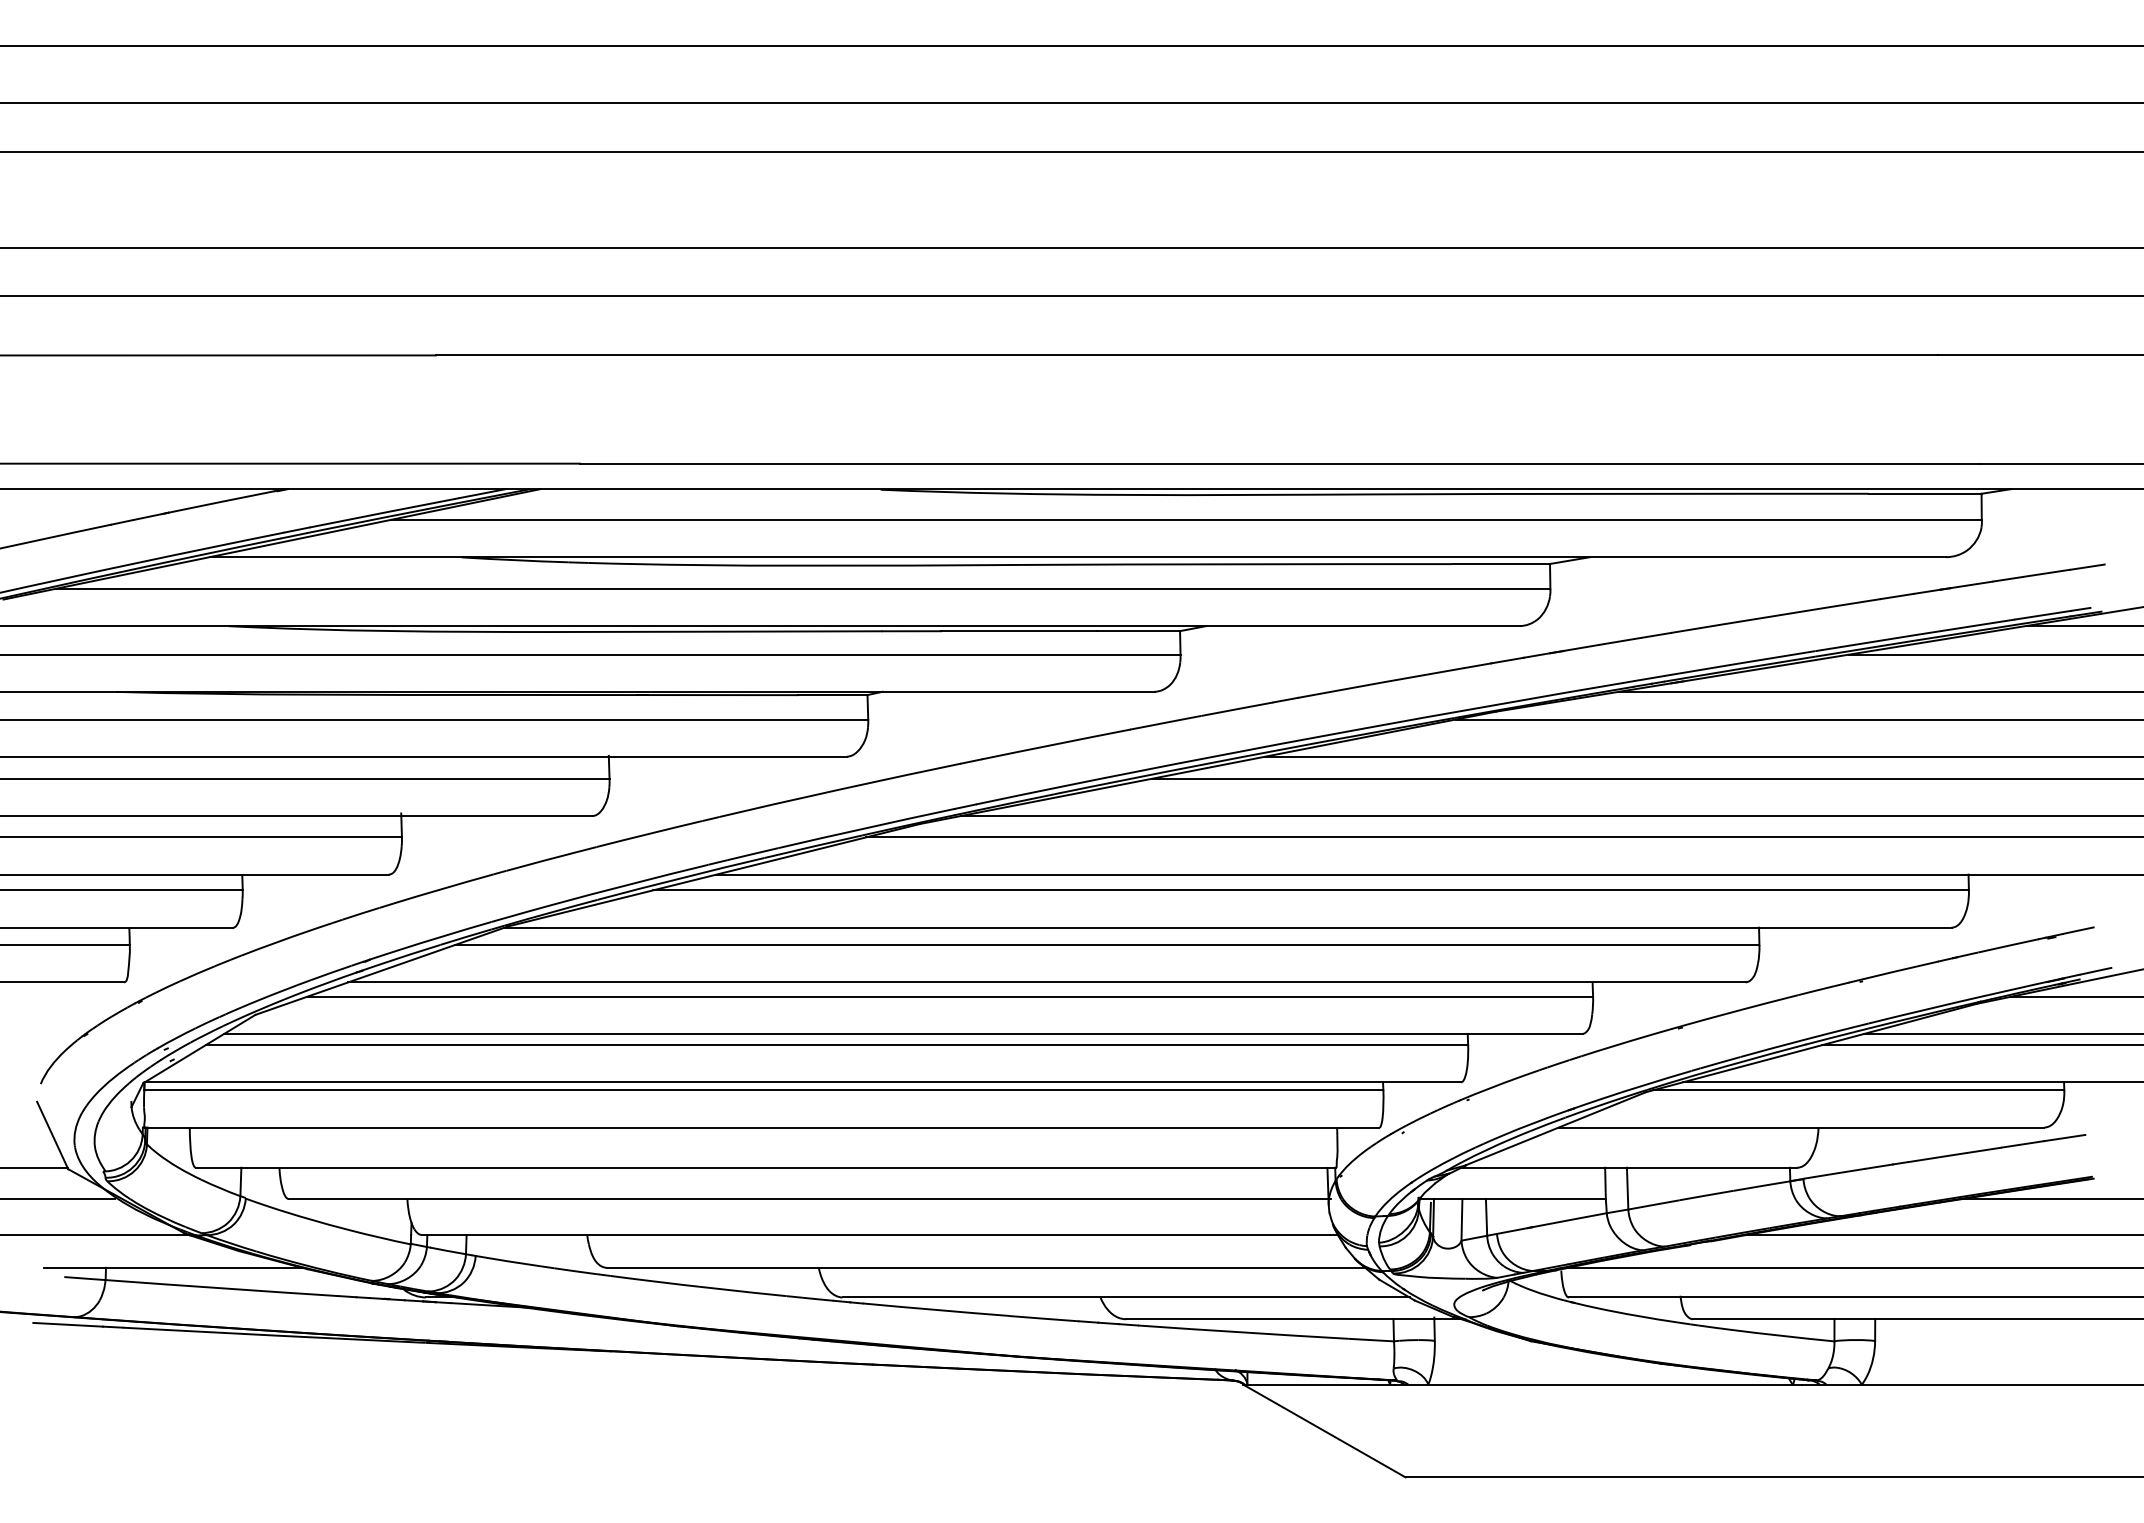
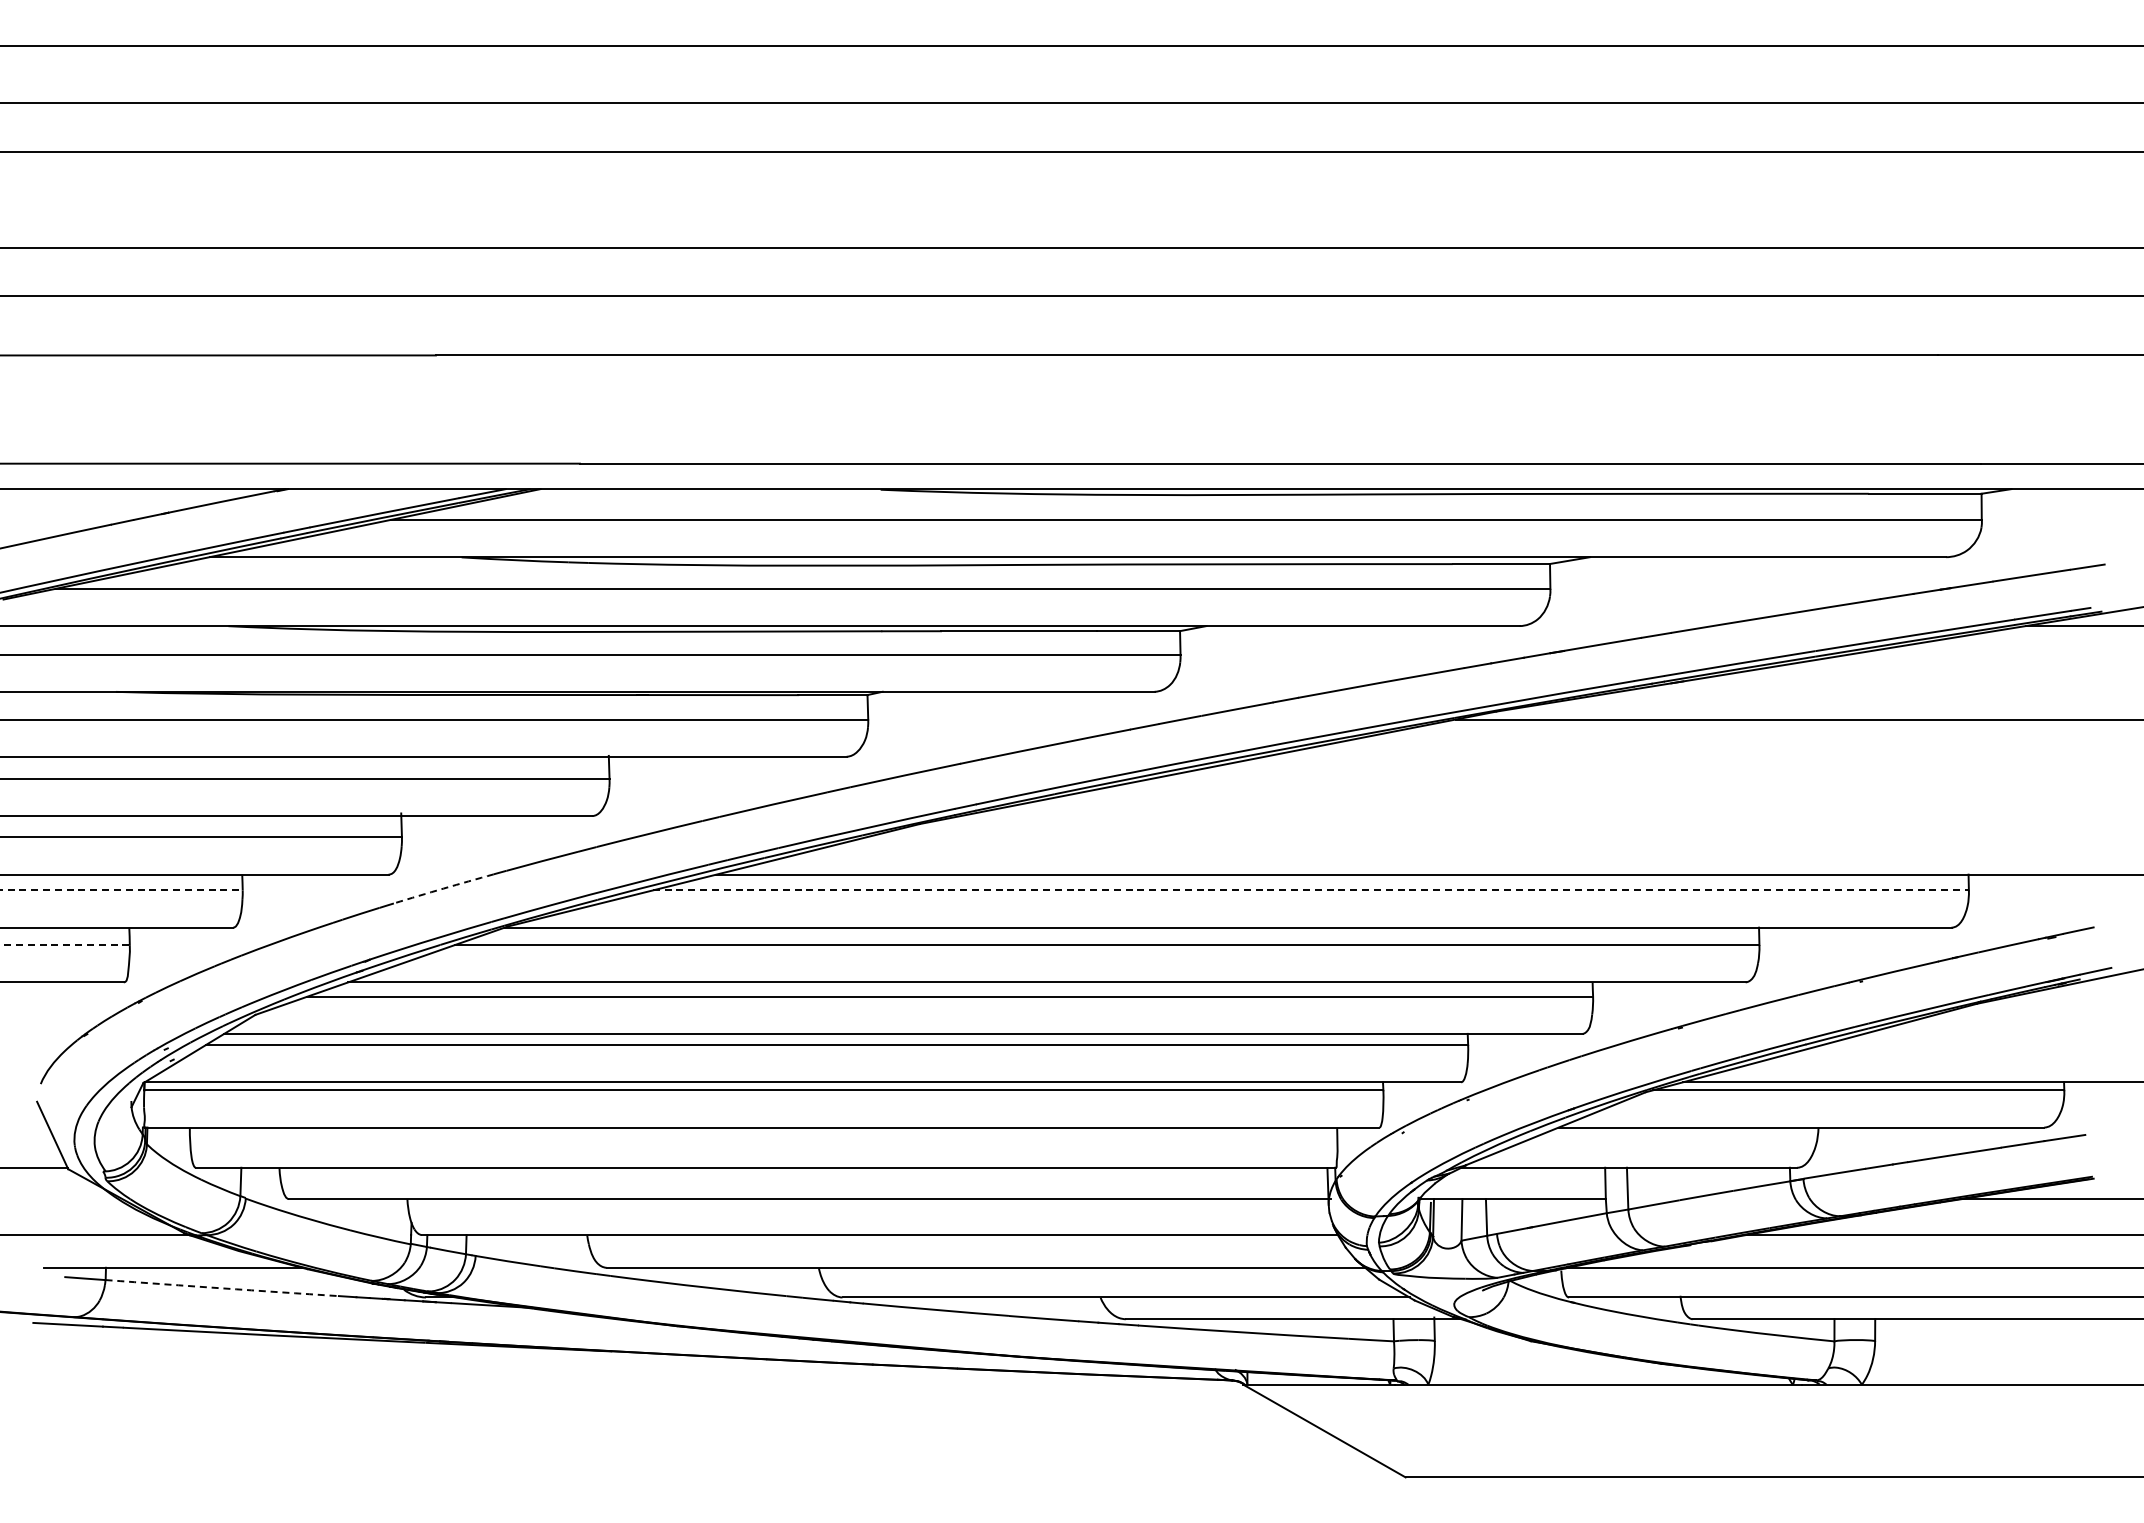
line: present -> none (1994, 654)
line: present -> none (1879, 691)
line: present -> none (1702, 756)
line: present -> none (1645, 778)
line: present -> none (1550, 816)
line: present -> none (1502, 837)
arc: solid -> dashed (443, 888)
line: solid -> dashed (121, 890)
line: solid -> dashed (1311, 890)
line: solid -> dashed (65, 945)
line: present -> none (2075, 996)
line: present -> none (2002, 1033)
line: present -> none (1981, 1045)
line: present -> none (58, 1199)
arc: solid -> dashed (222, 1288)
